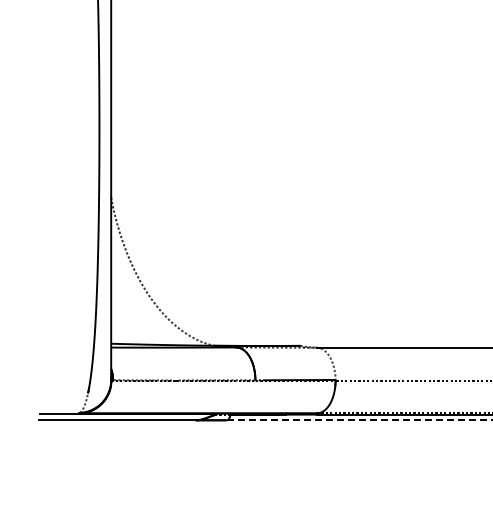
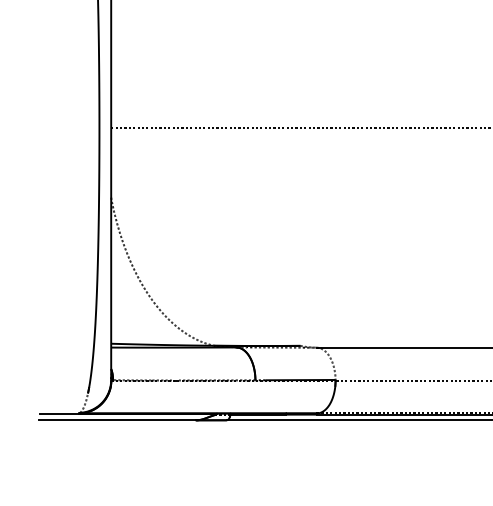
line: none -> present (300, 128)
line: dashed -> solid (359, 420)
